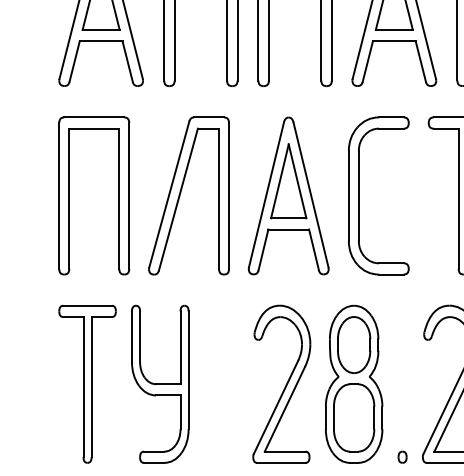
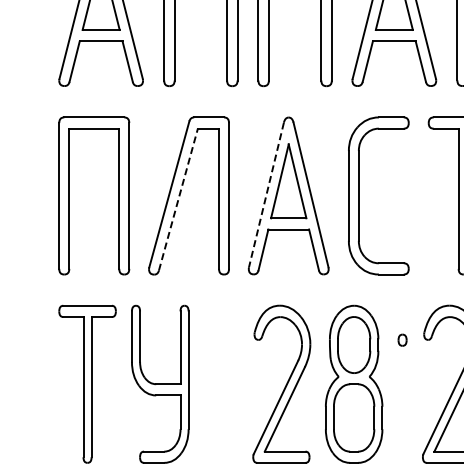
line: solid -> dashed (266, 195)
line: solid -> dashed (178, 199)
part position: (402, 456) -> (402, 339) (402, 339)
